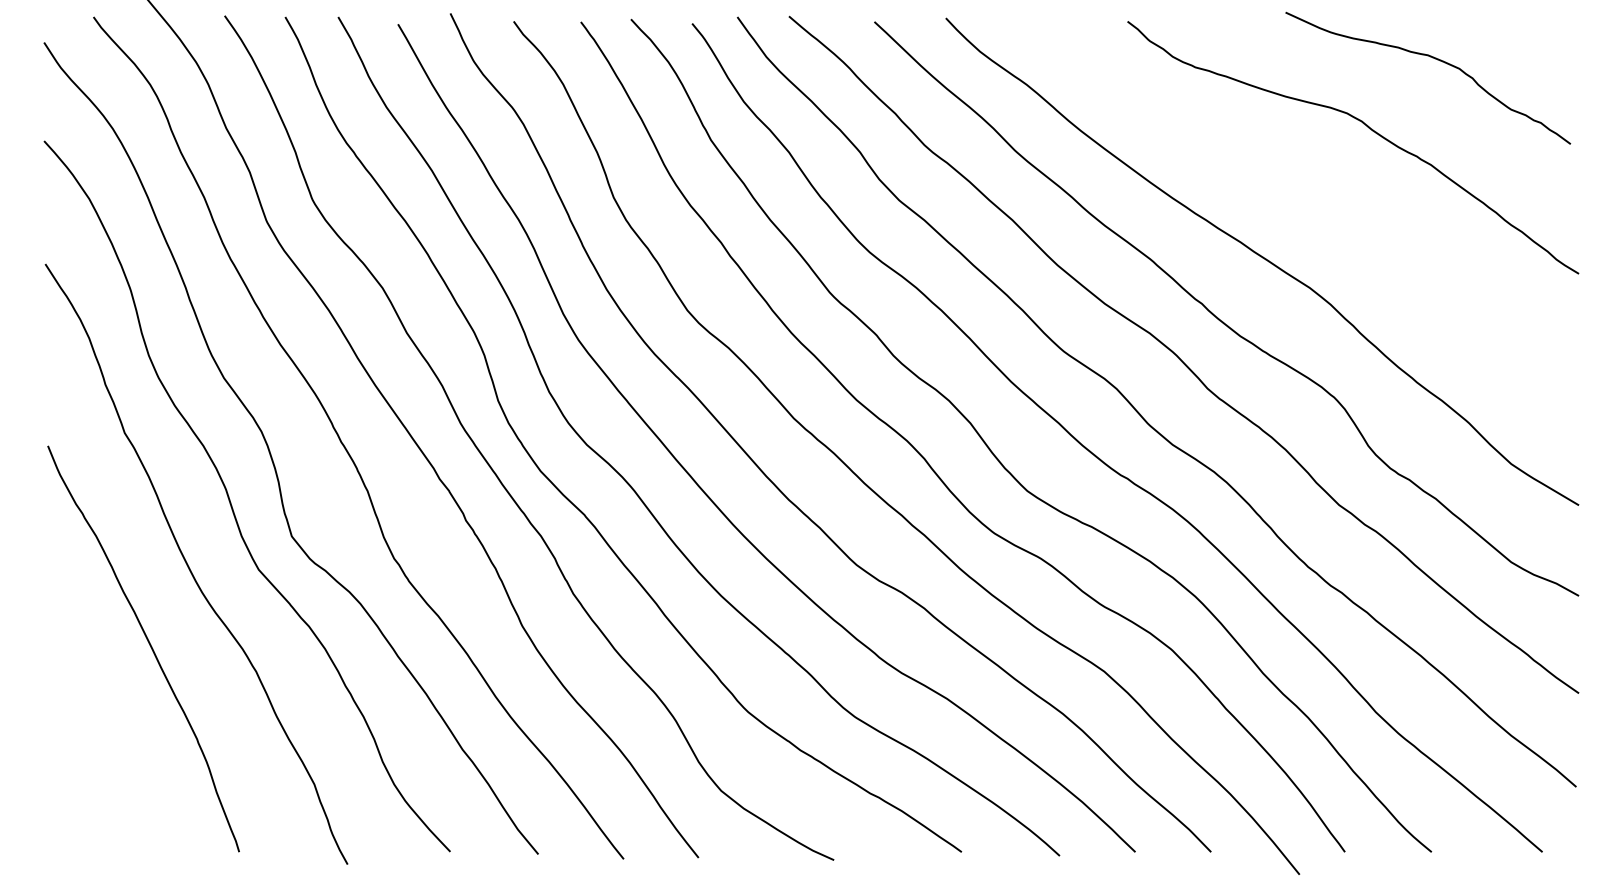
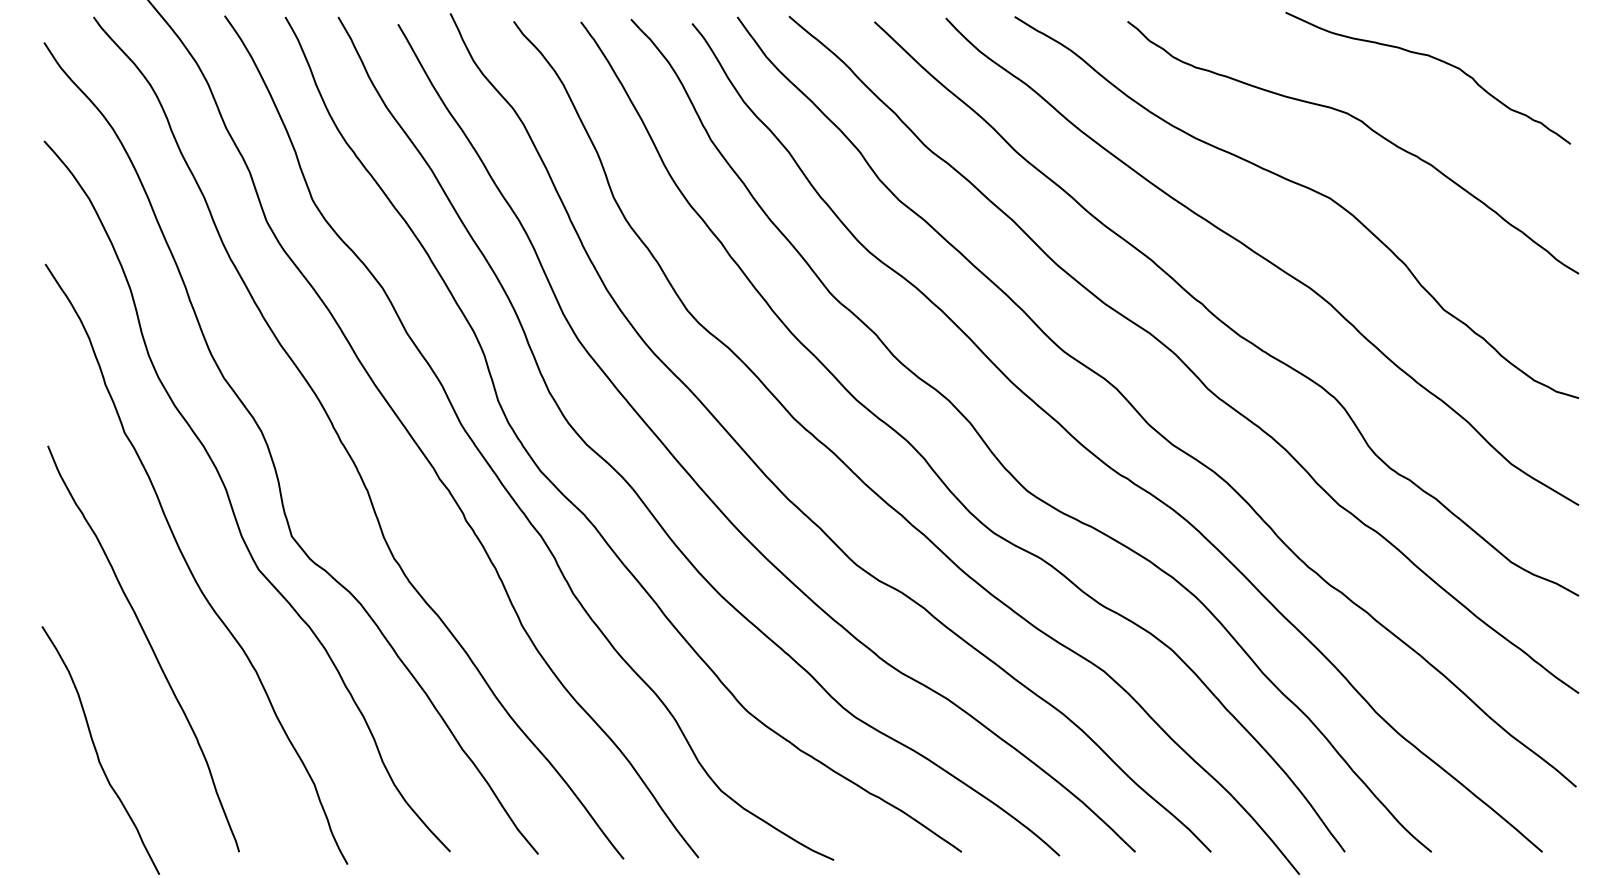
curve: none -> present (1303, 187)
curve: none -> present (97, 751)
